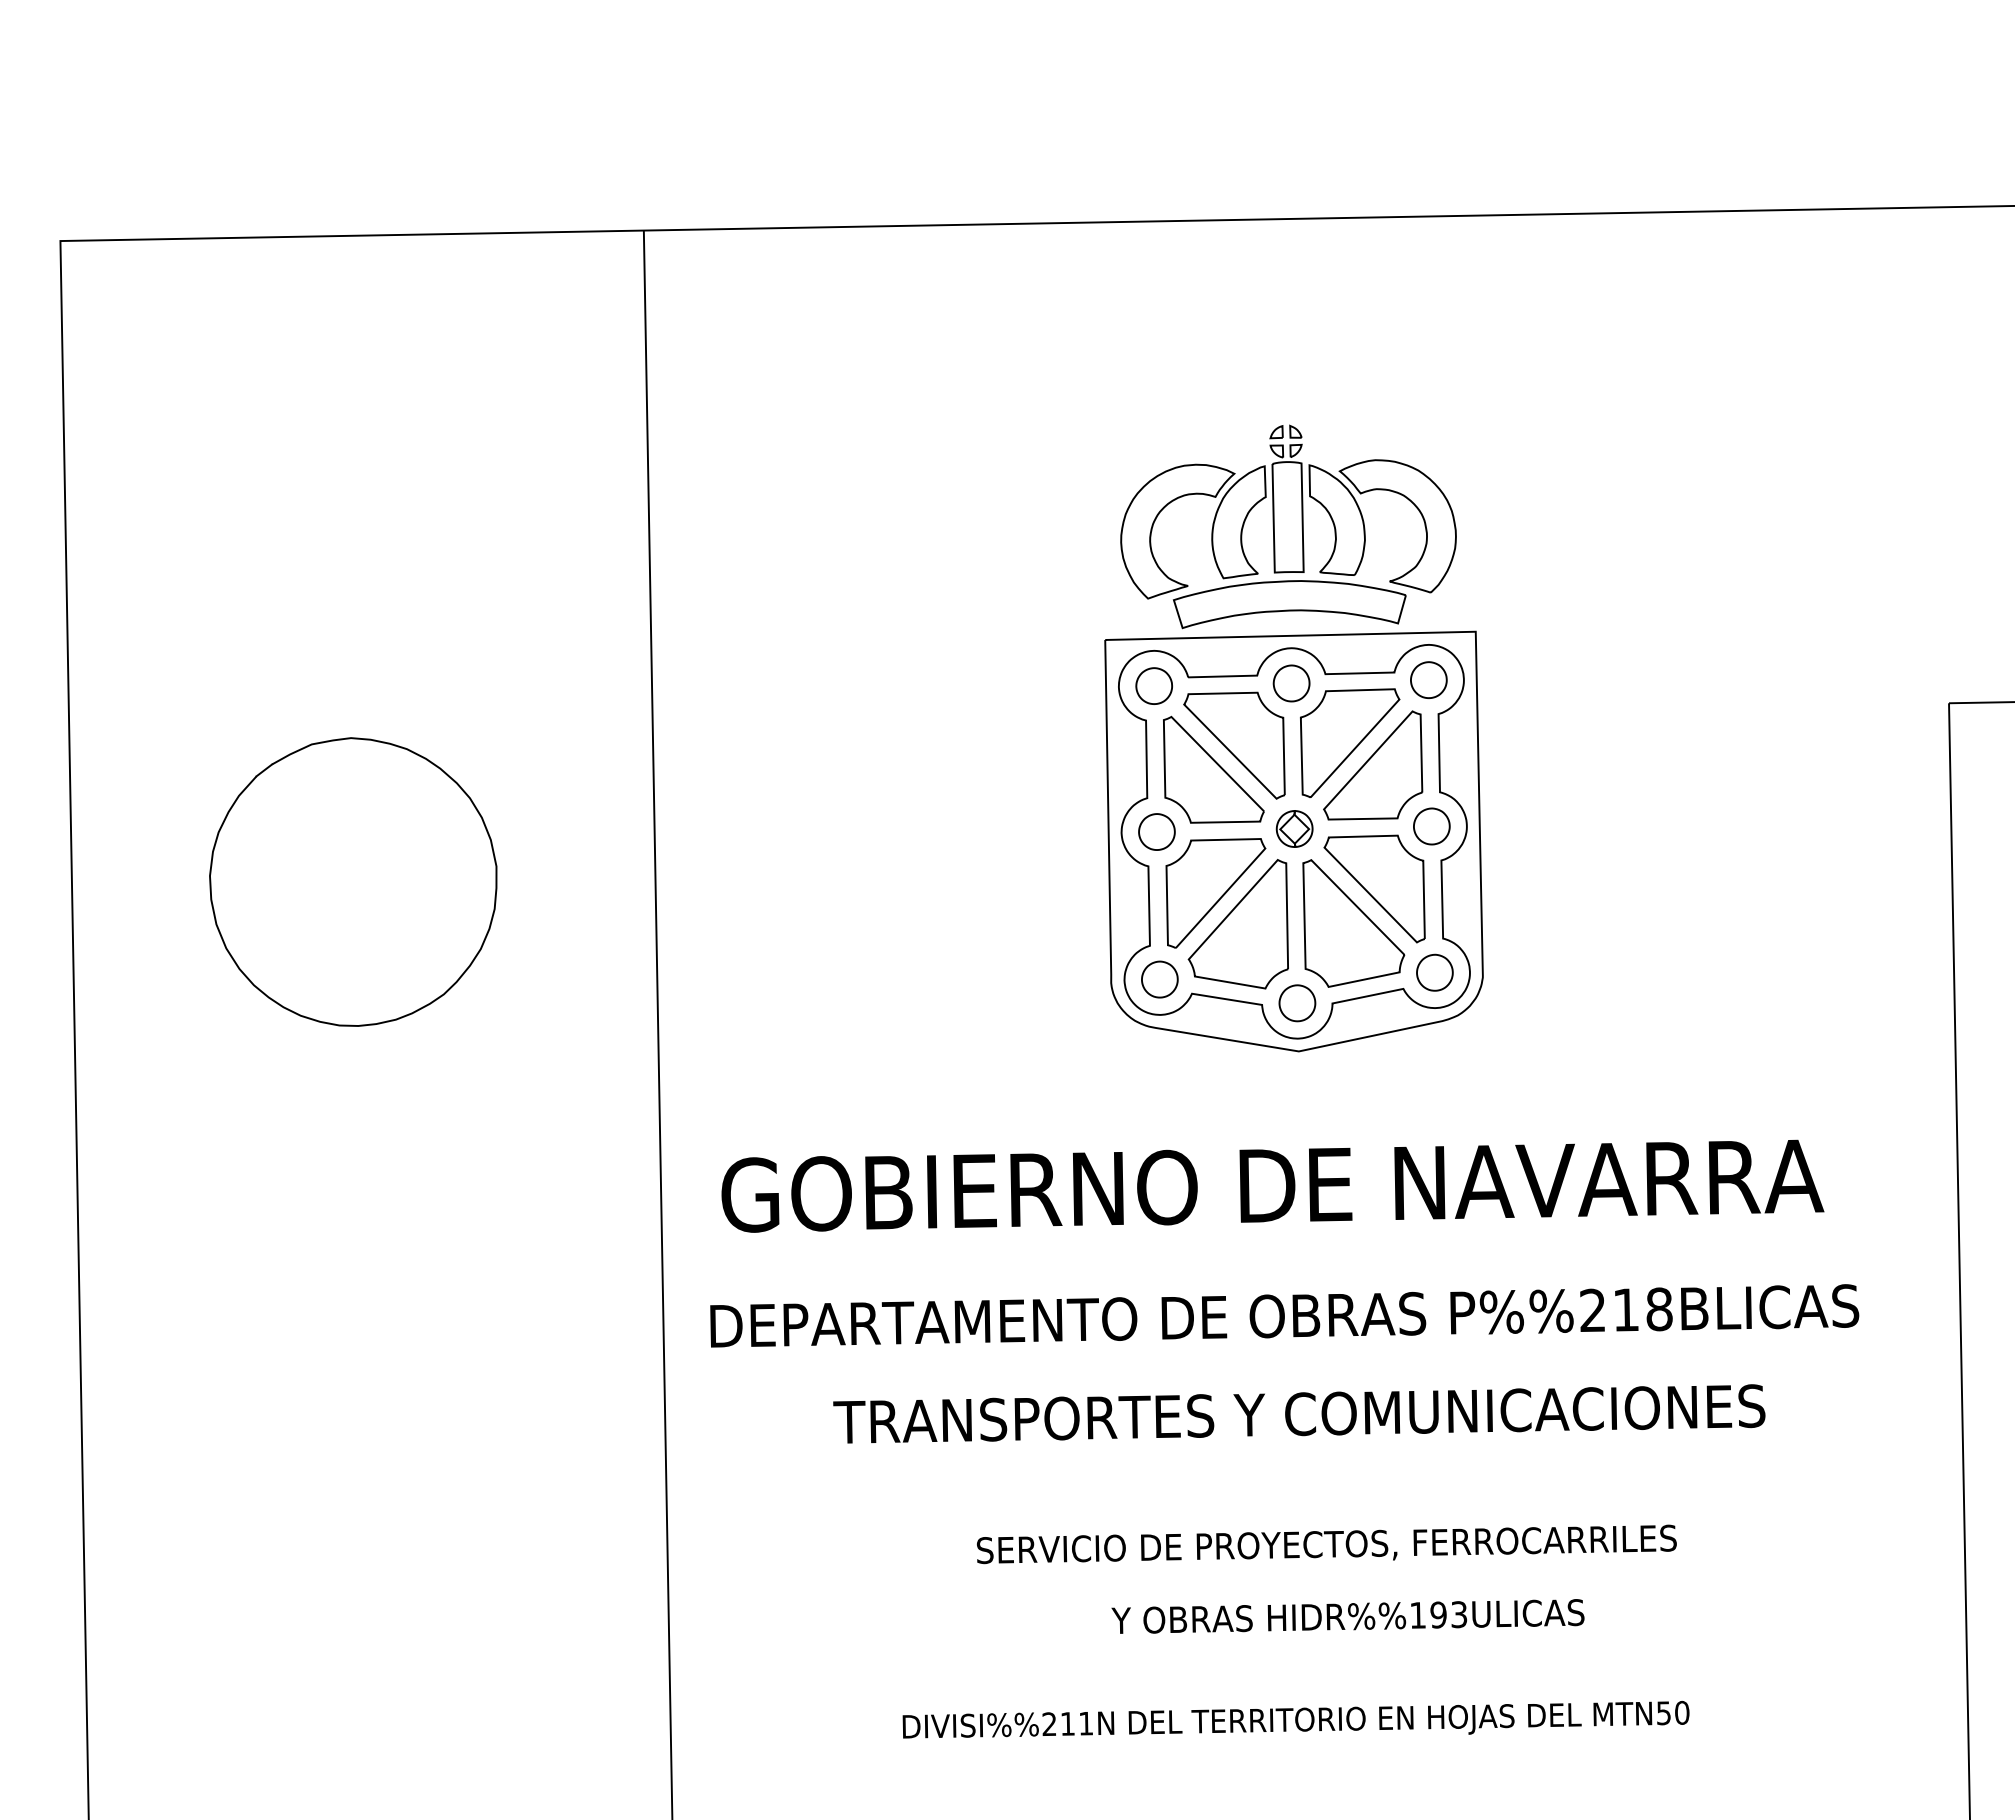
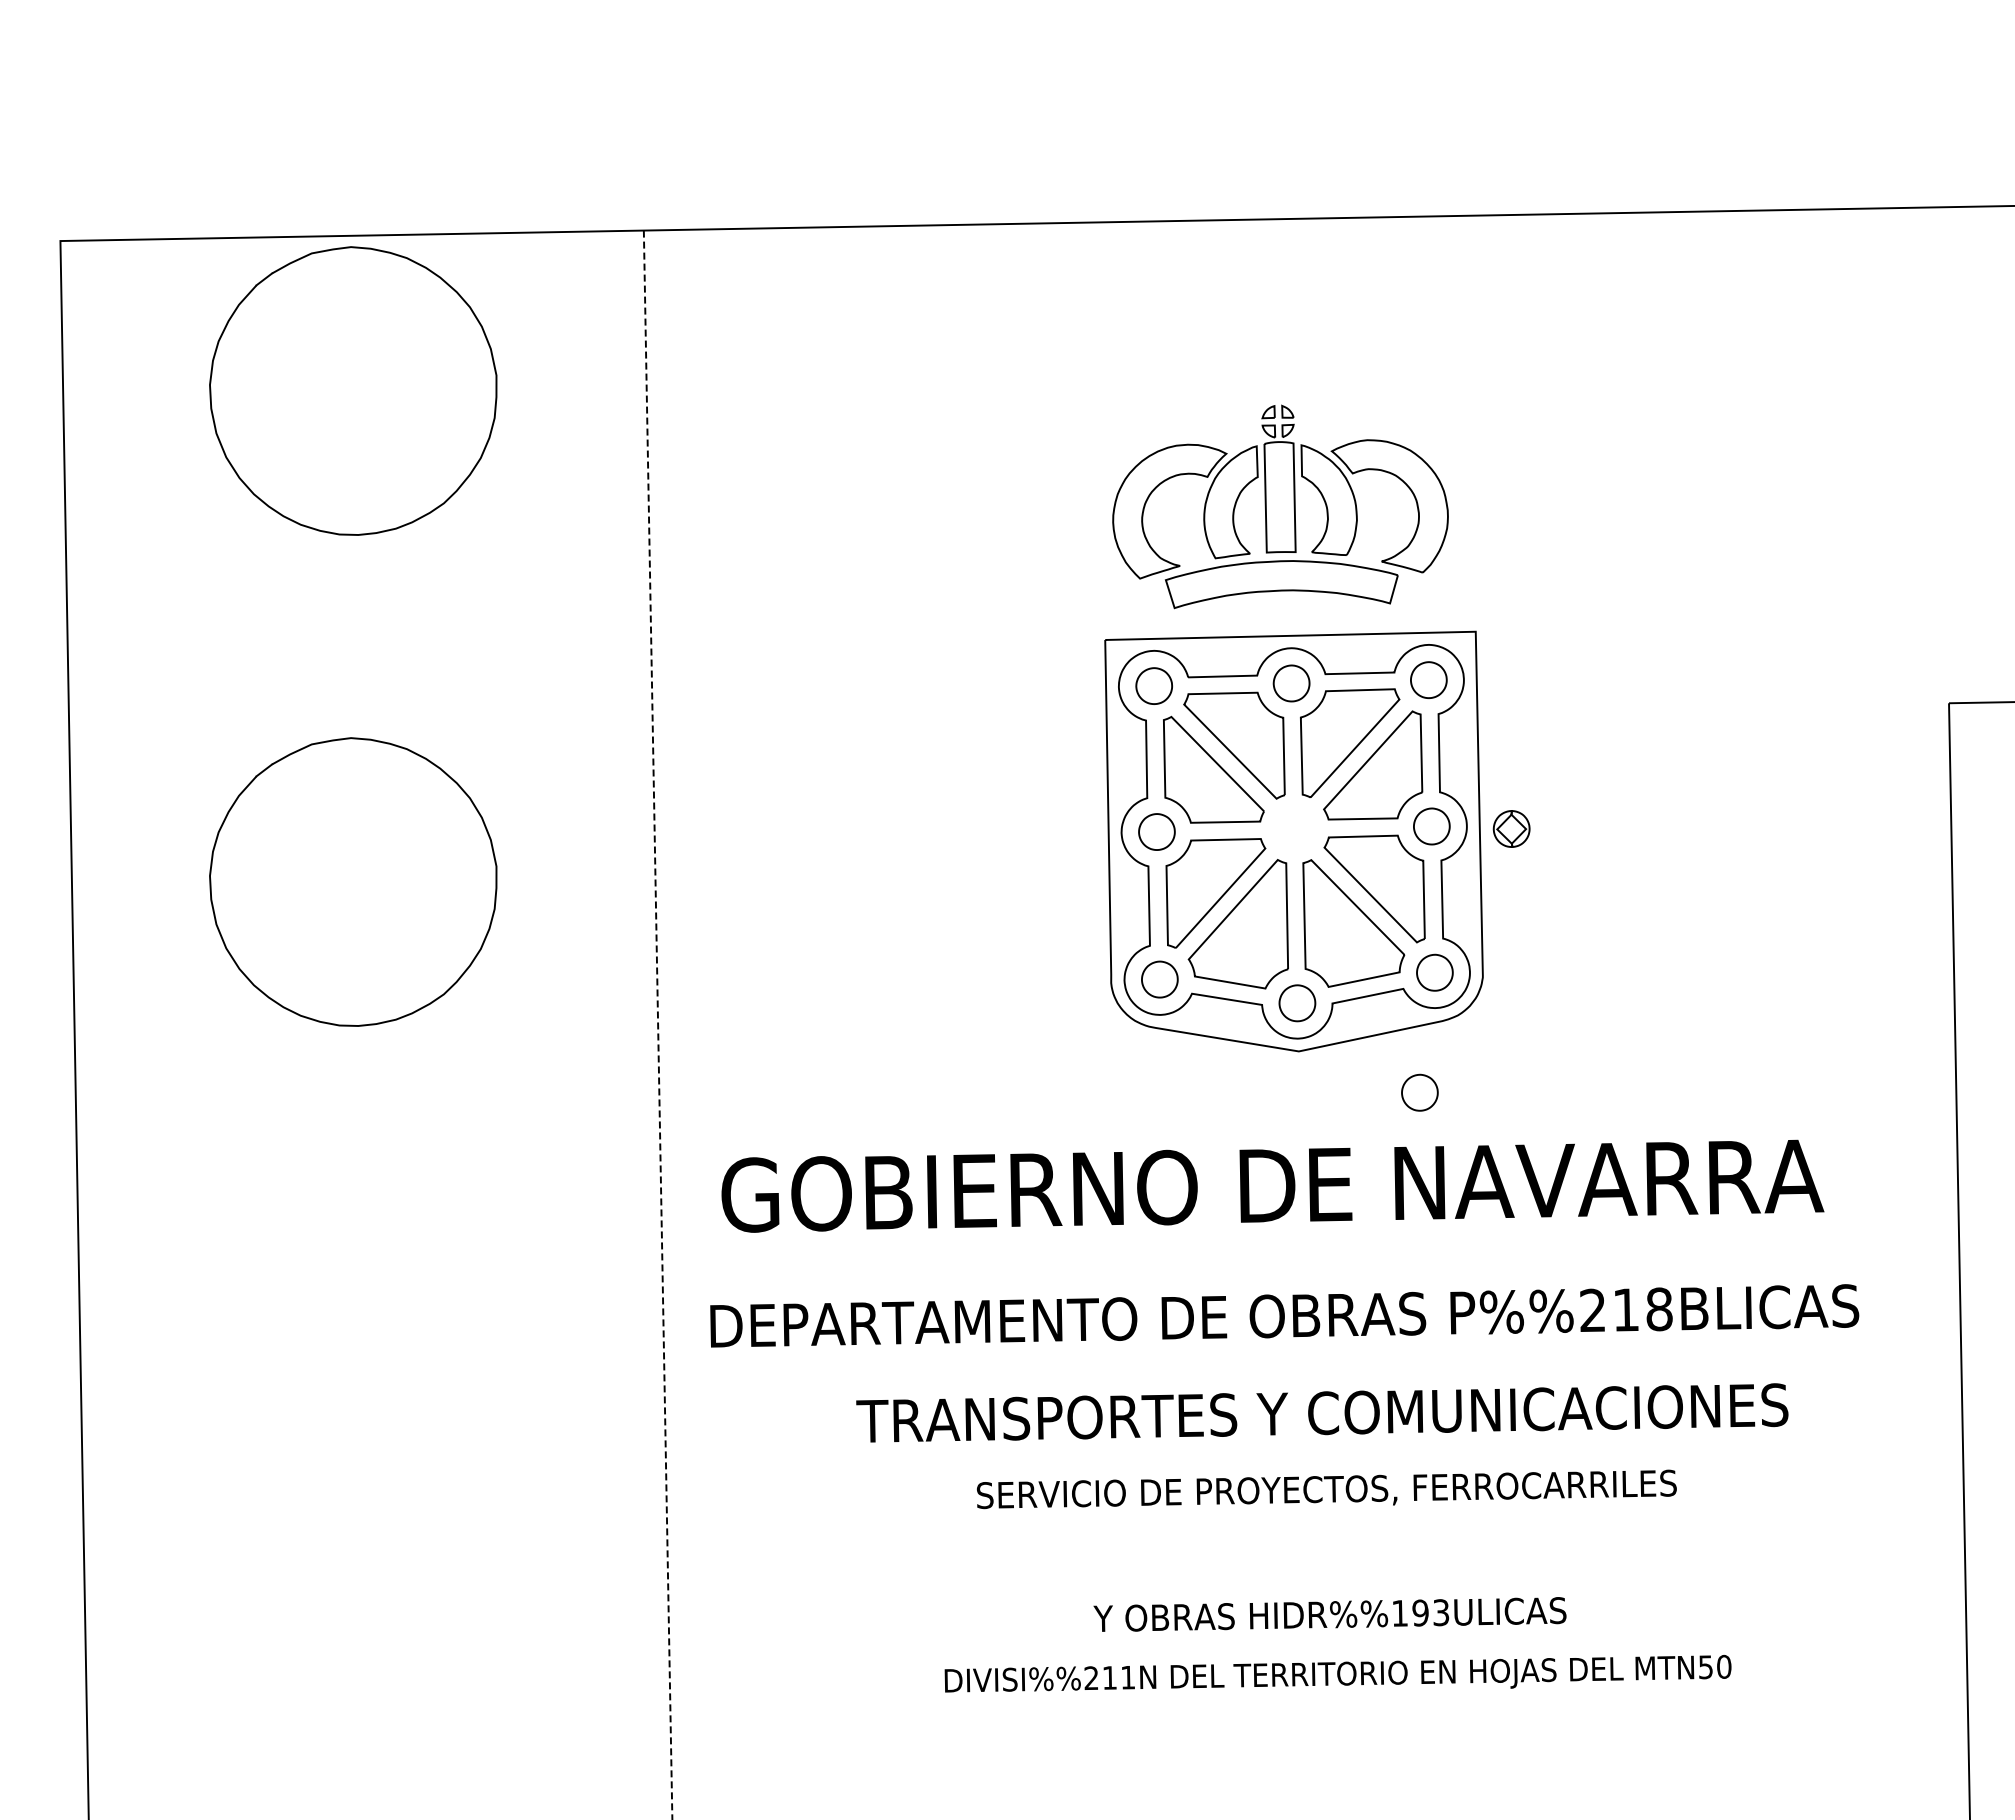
part: none -> present (353, 390)
part position: (1288, 526) -> (1280, 506) (1280, 506)
part position: (1294, 828) -> (1511, 828) (1511, 828)
line: solid -> dashed (658, 1025)
part: none -> present (1419, 1092)
text position: (1299, 1413) -> (1322, 1412) (1322, 1412)
text position: (1326, 1544) -> (1326, 1489) (1326, 1489)
text position: (1347, 1616) -> (1329, 1614) (1329, 1614)
text position: (1295, 1719) -> (1337, 1673) (1337, 1673)
